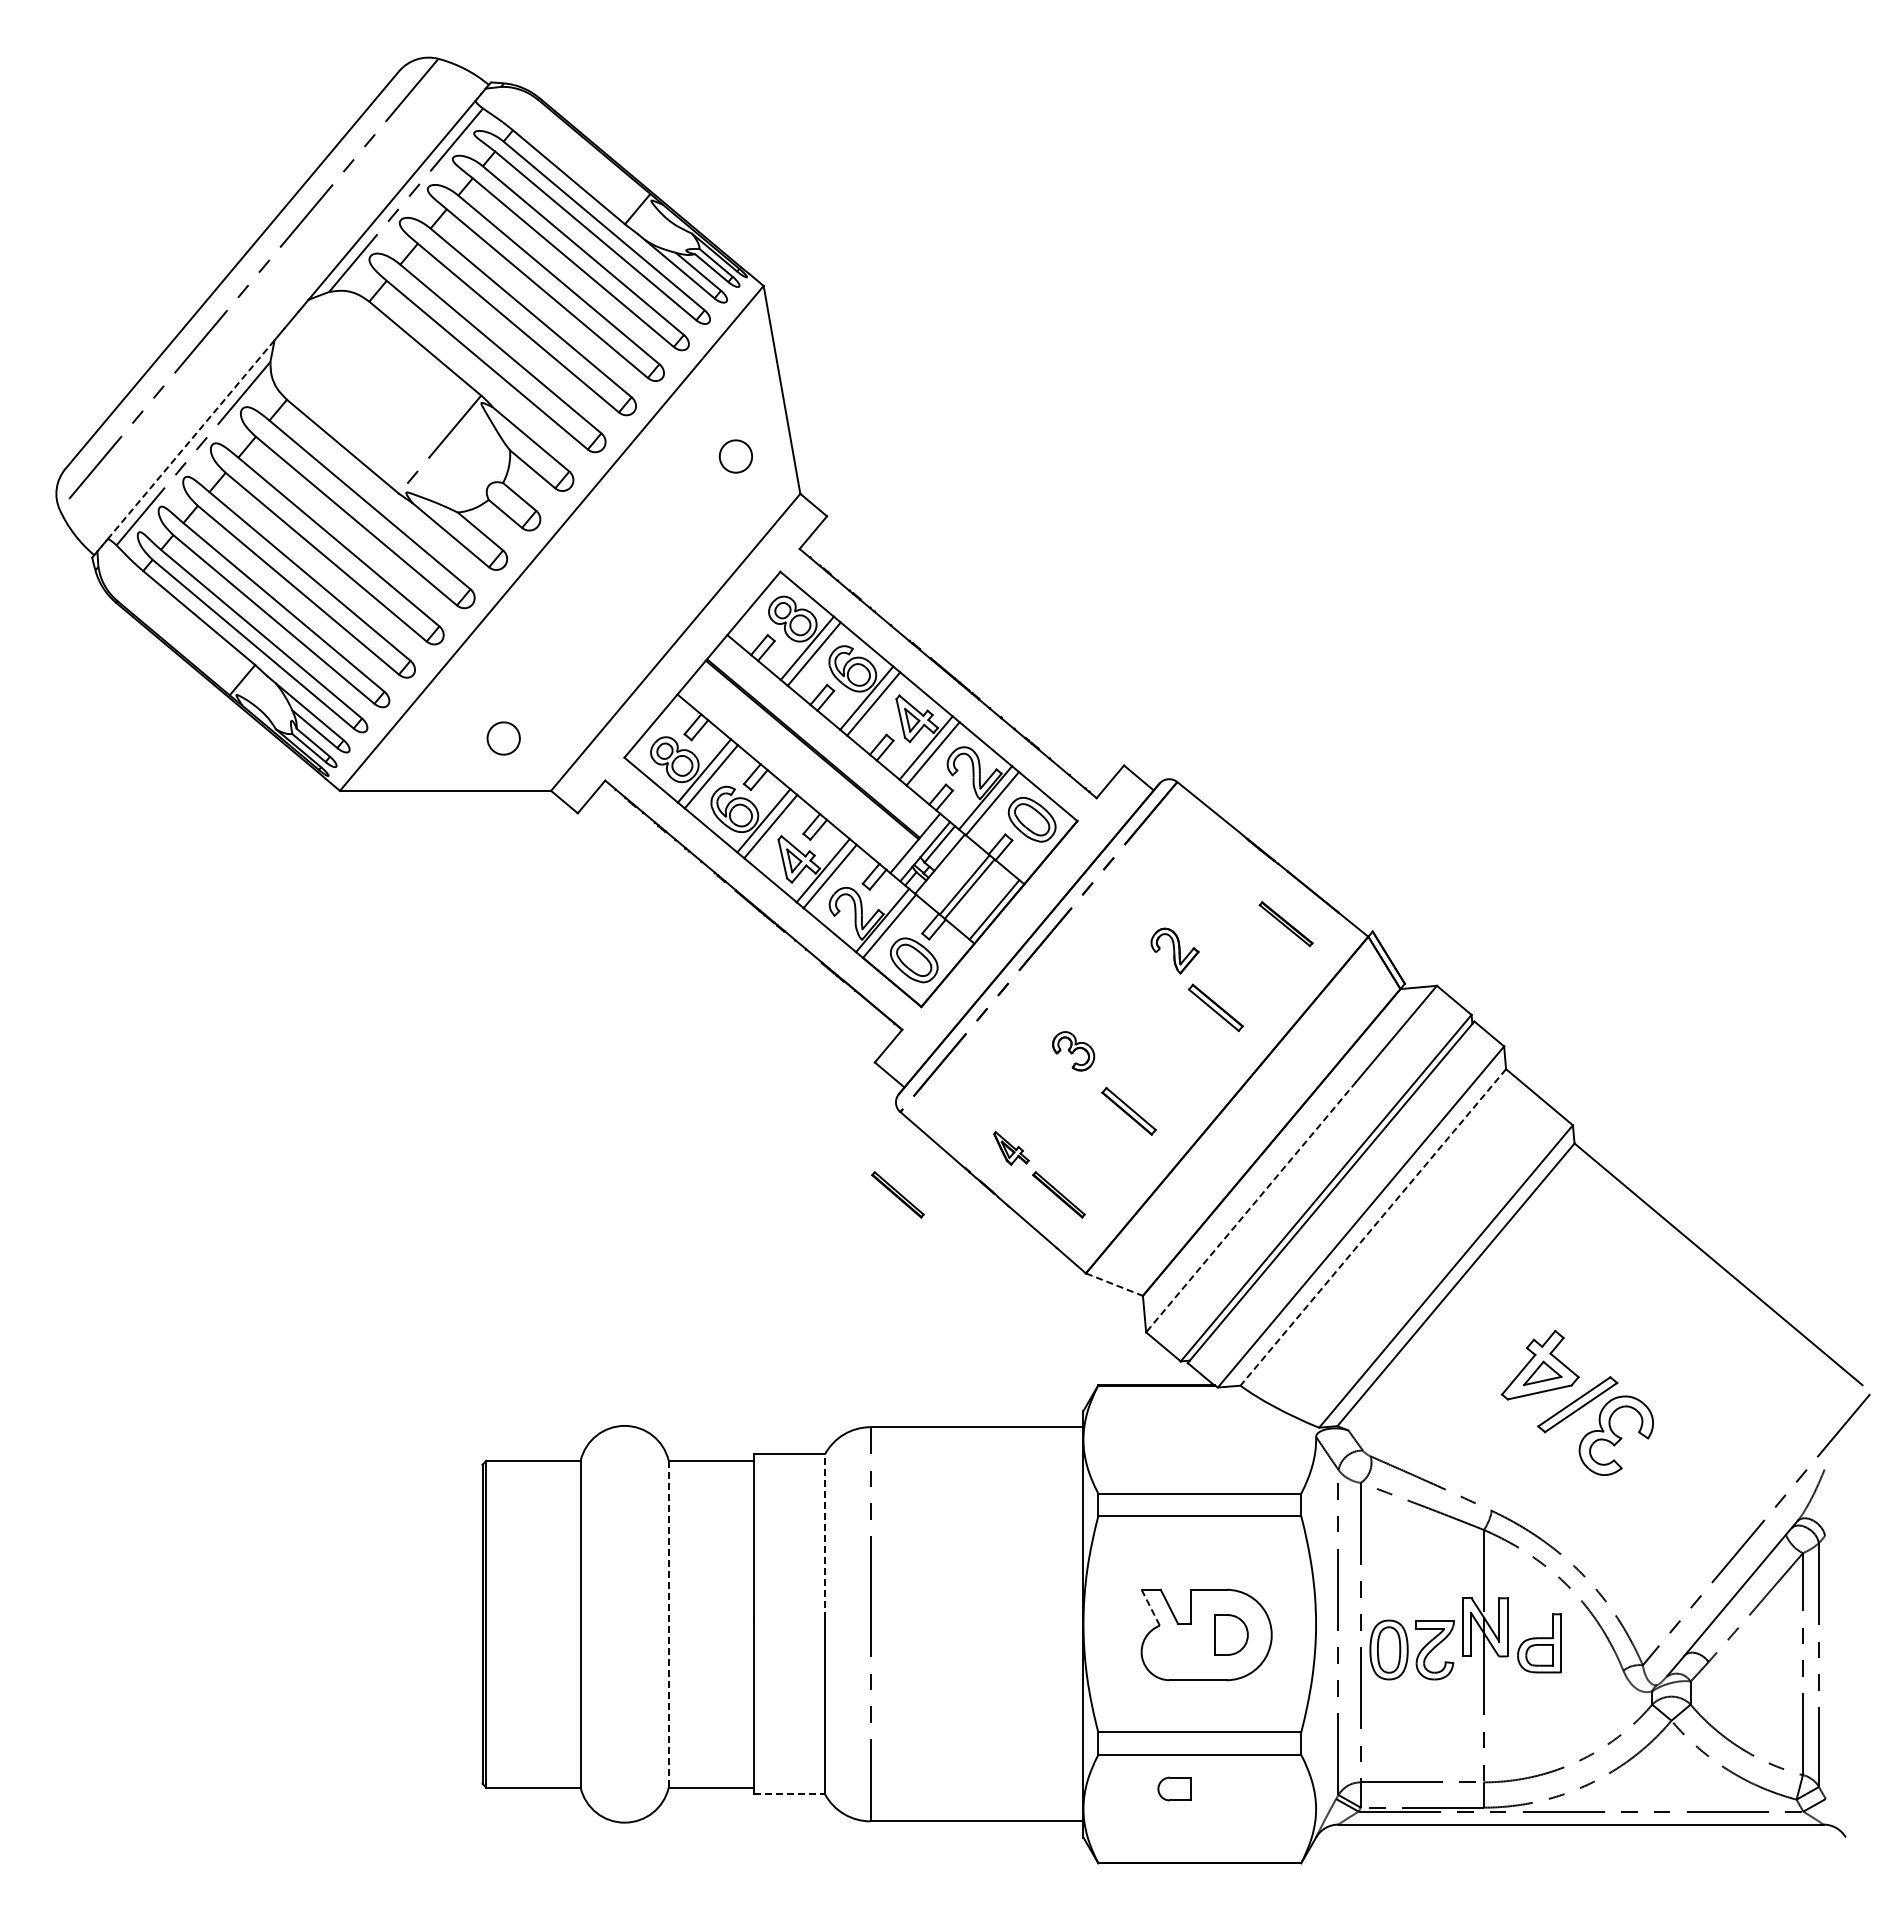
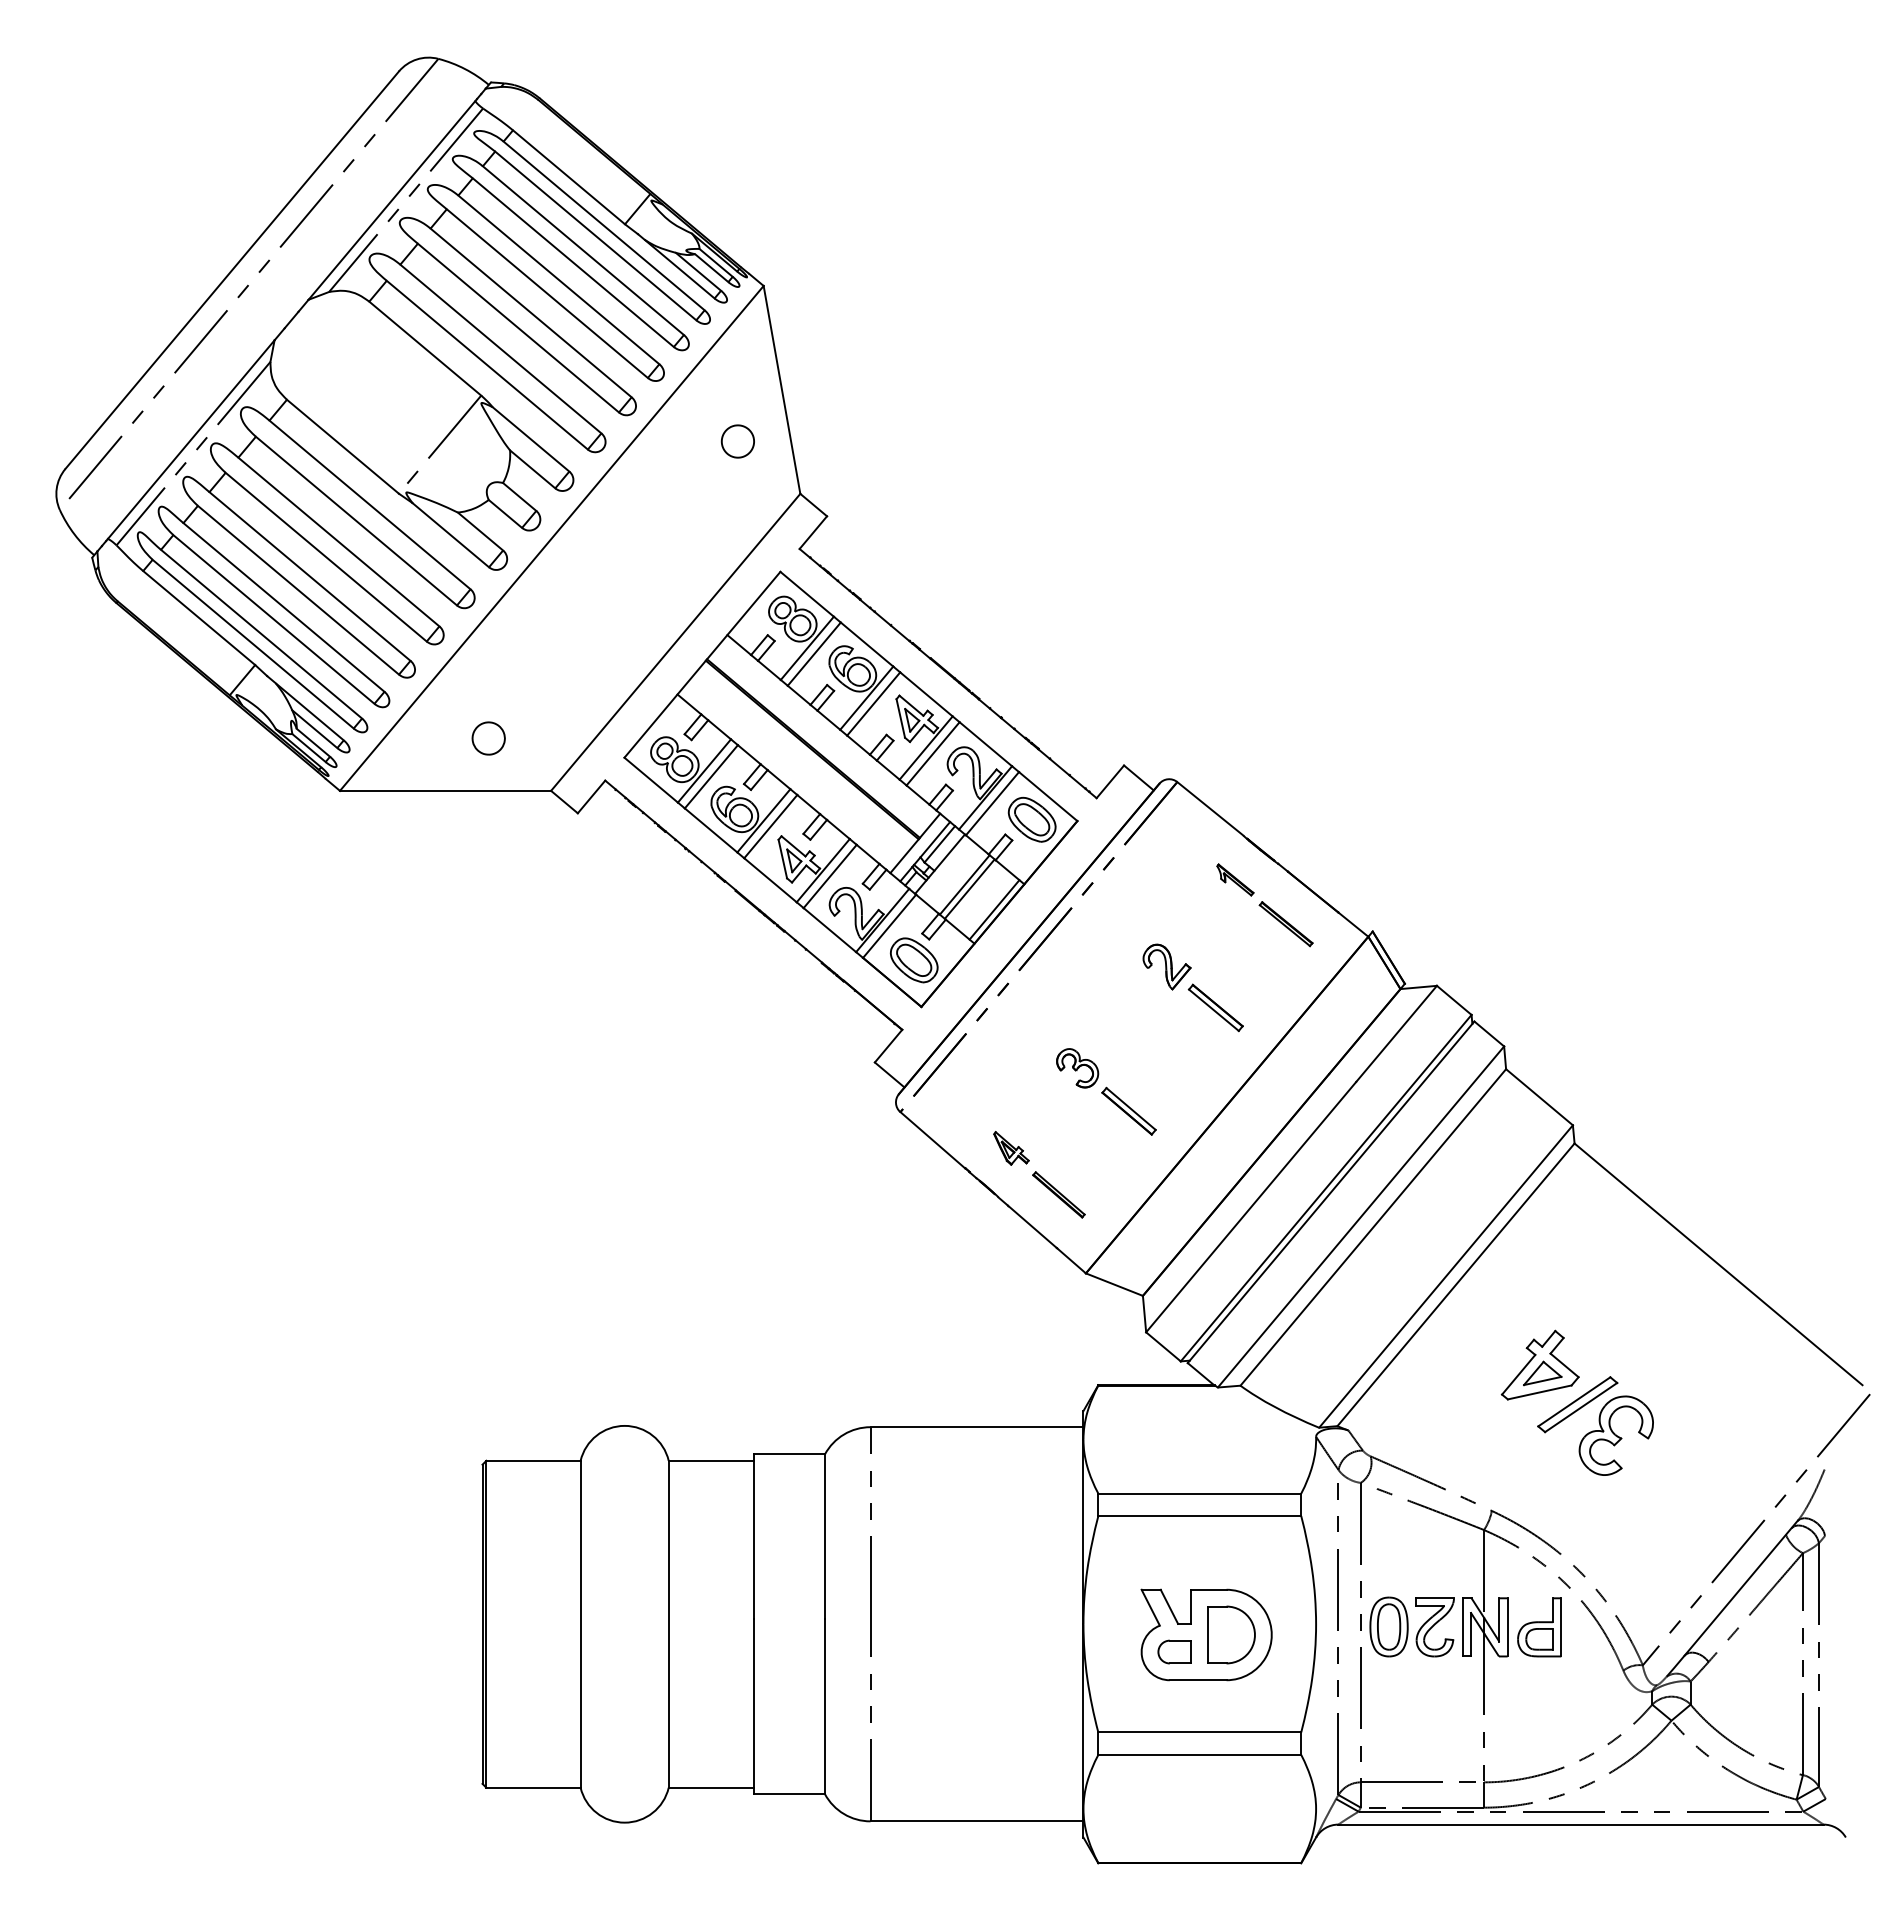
line: dashed -> solid (191, 439)
part position: (735, 456) -> (737, 441) (737, 441)
part position: (503, 738) -> (488, 738) (488, 738)
part: none -> present (1235, 879)
part position: (1174, 950) -> (1166, 966) (1166, 966)
part position: (1073, 1051) -> (1077, 1068) (1077, 1068)
part: present -> none (897, 1194)
line: dashed -> solid (1250, 1207)
line: dashed -> solid (1373, 1227)
line: dashed -> solid (1114, 1284)
line: dashed -> solid (825, 1536)
line: dashed -> solid (1150, 1608)
line: dashed -> solid (668, 1624)
part size: 35x42 px -> 49x60 px (1231, 1634)
part position: (1539, 1643) -> (1539, 1627) (1539, 1627)
part position: (1411, 1649) -> (1411, 1626) (1411, 1626)
part position: (1174, 1788) -> (1174, 1651) (1174, 1651)
line: dashed -> solid (789, 1794)
